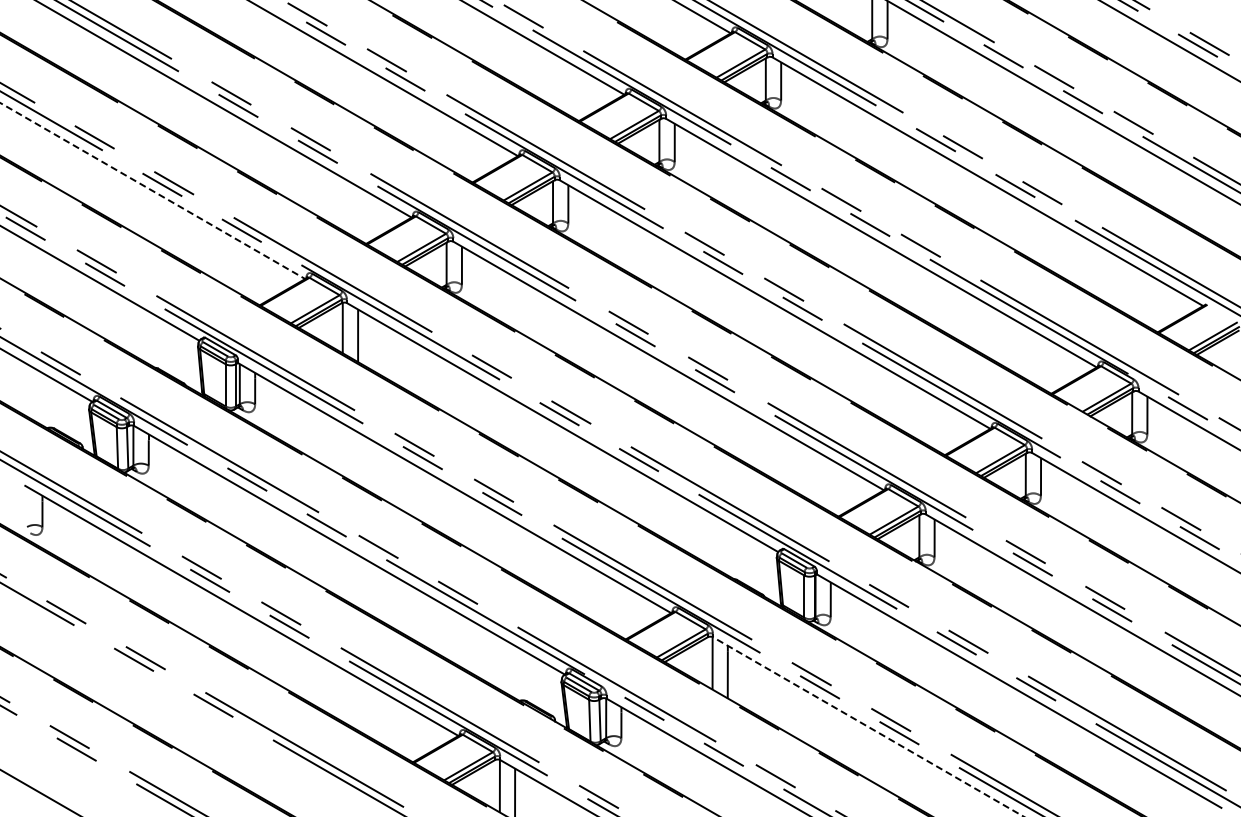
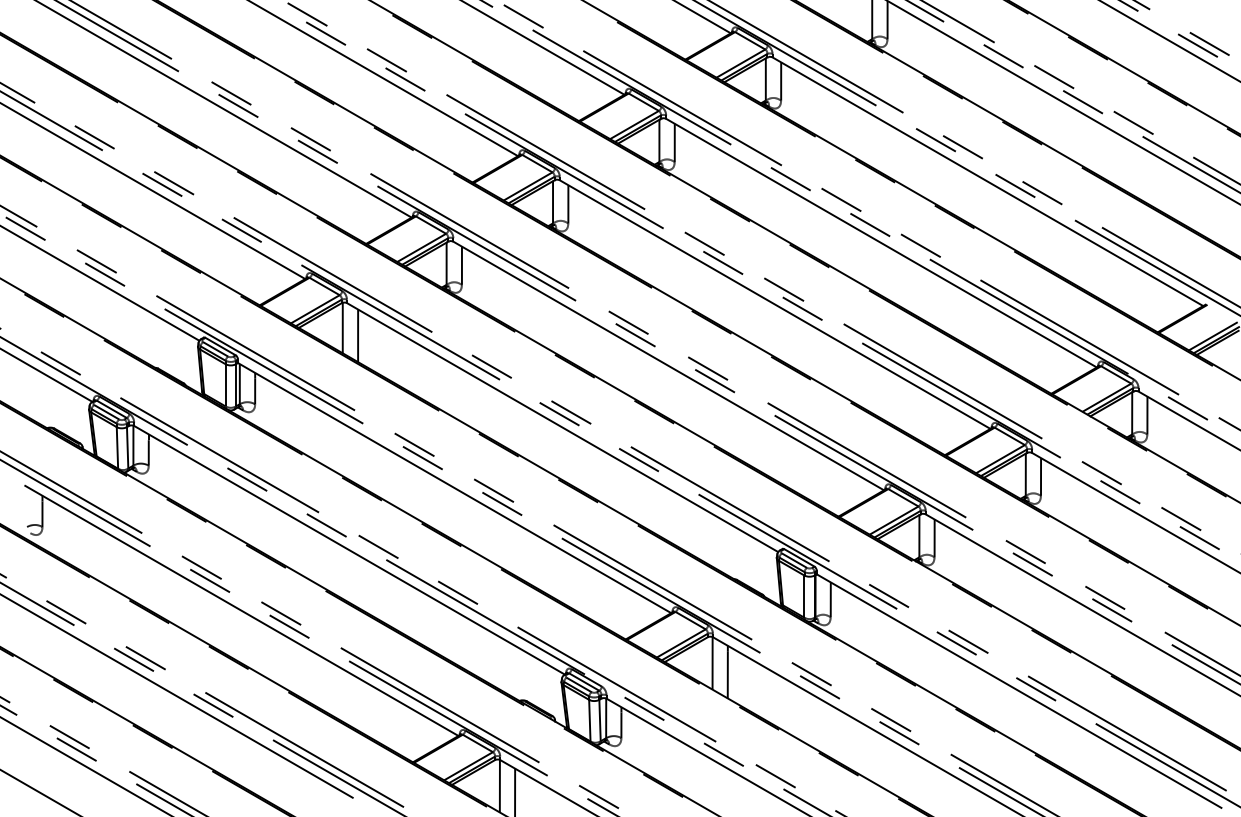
line: dashed -> solid (153, 191)
line: none -> present (177, 696)
line: dashed -> solid (867, 726)
line: none -> present (84, 765)
